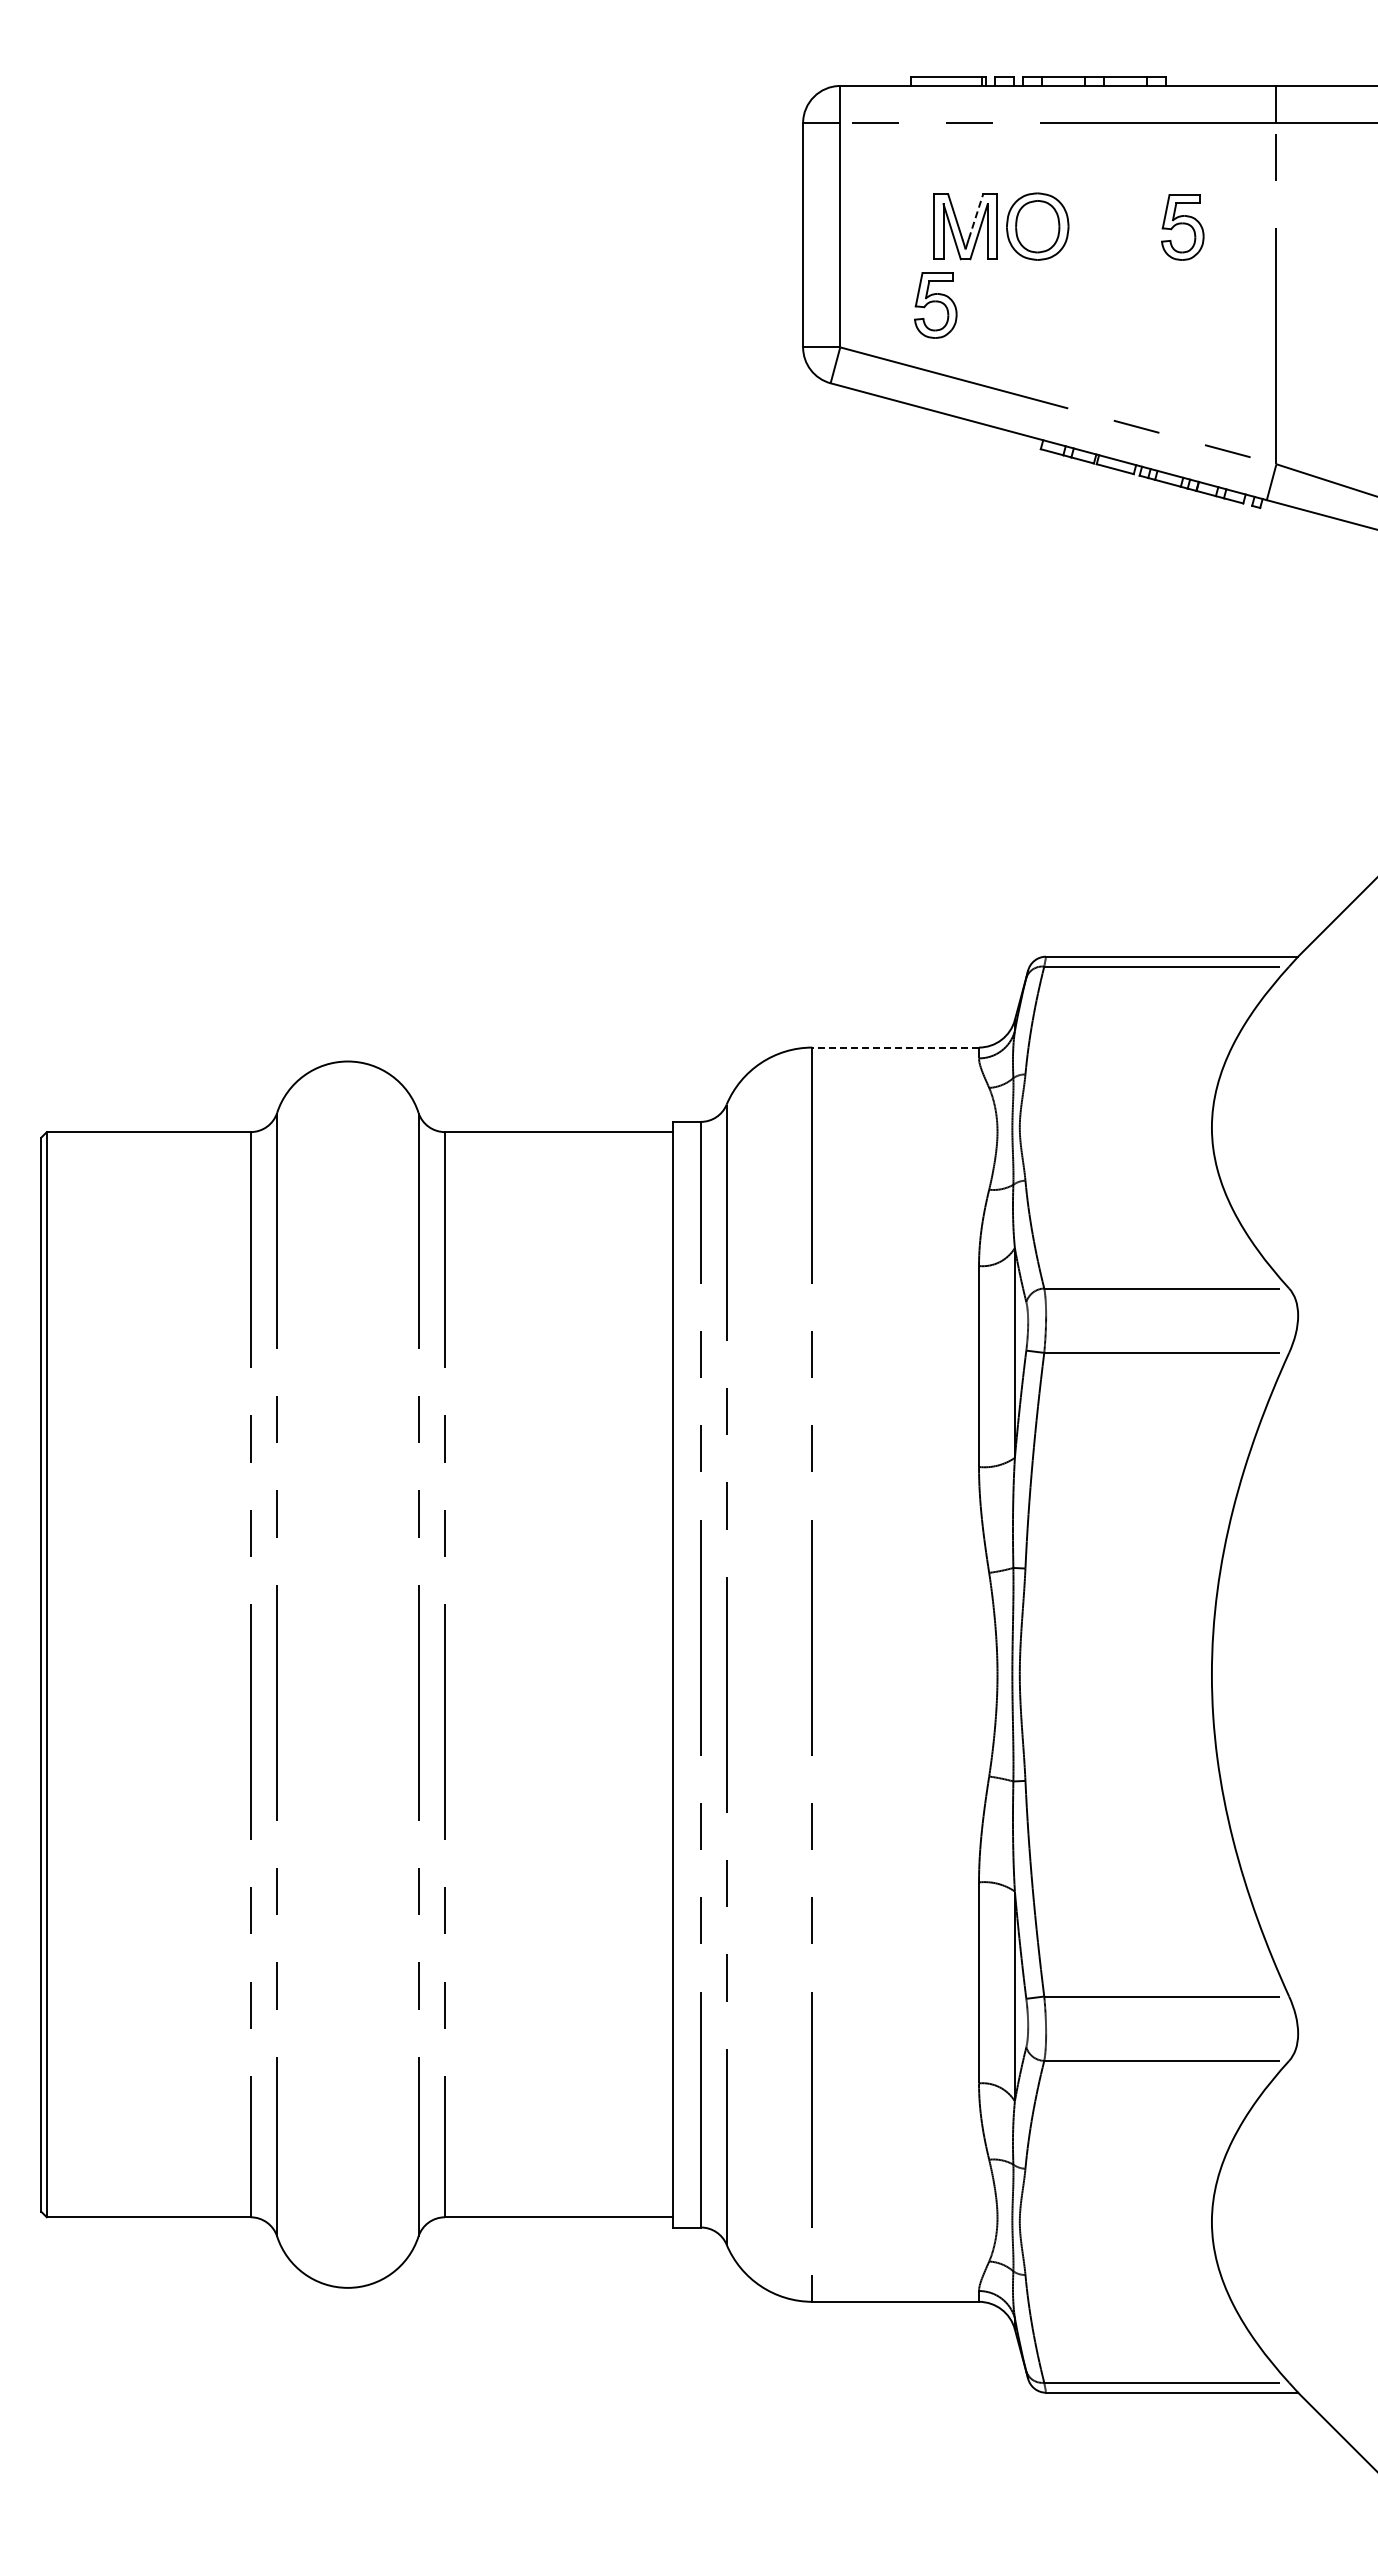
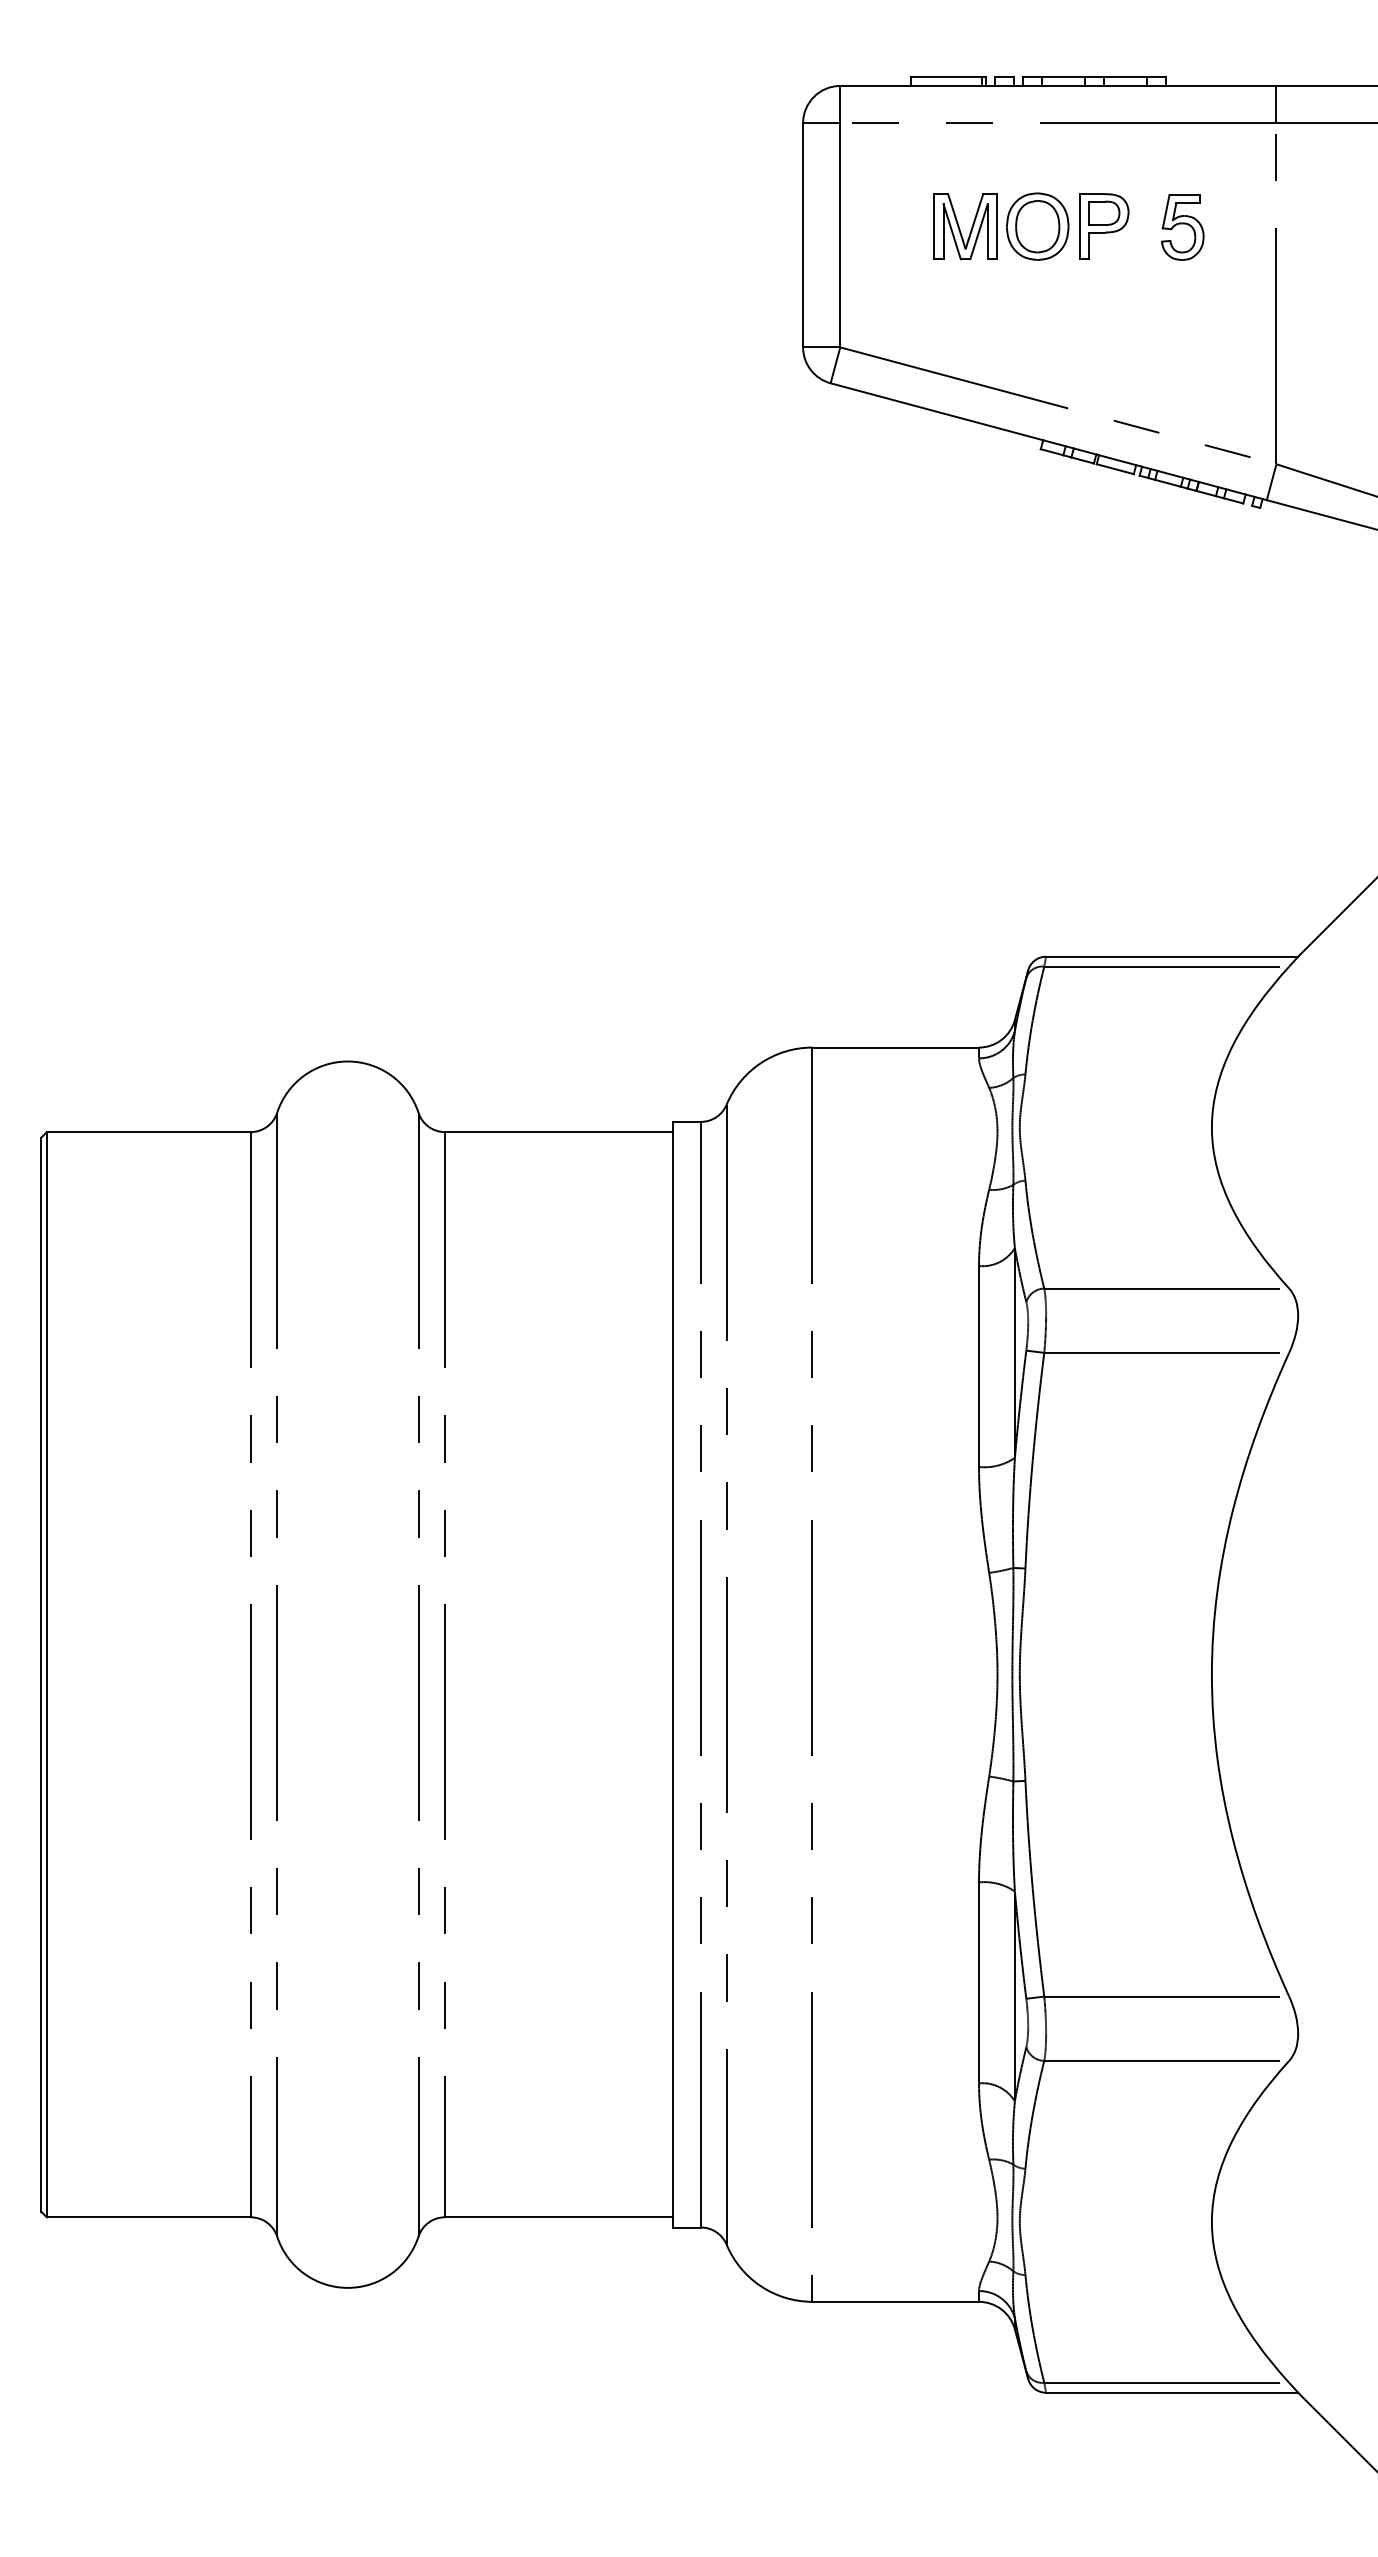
line: dashed -> solid (976, 216)
part: none -> present (1104, 226)
part: present -> none (935, 305)
line: dashed -> solid (895, 1047)
